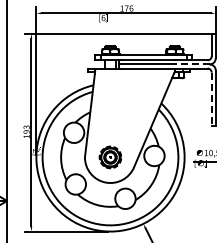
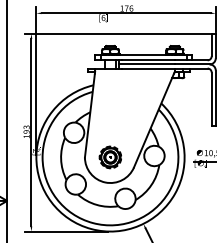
line: dashed -> solid (191, 64)
line: dashed -> solid (211, 99)
